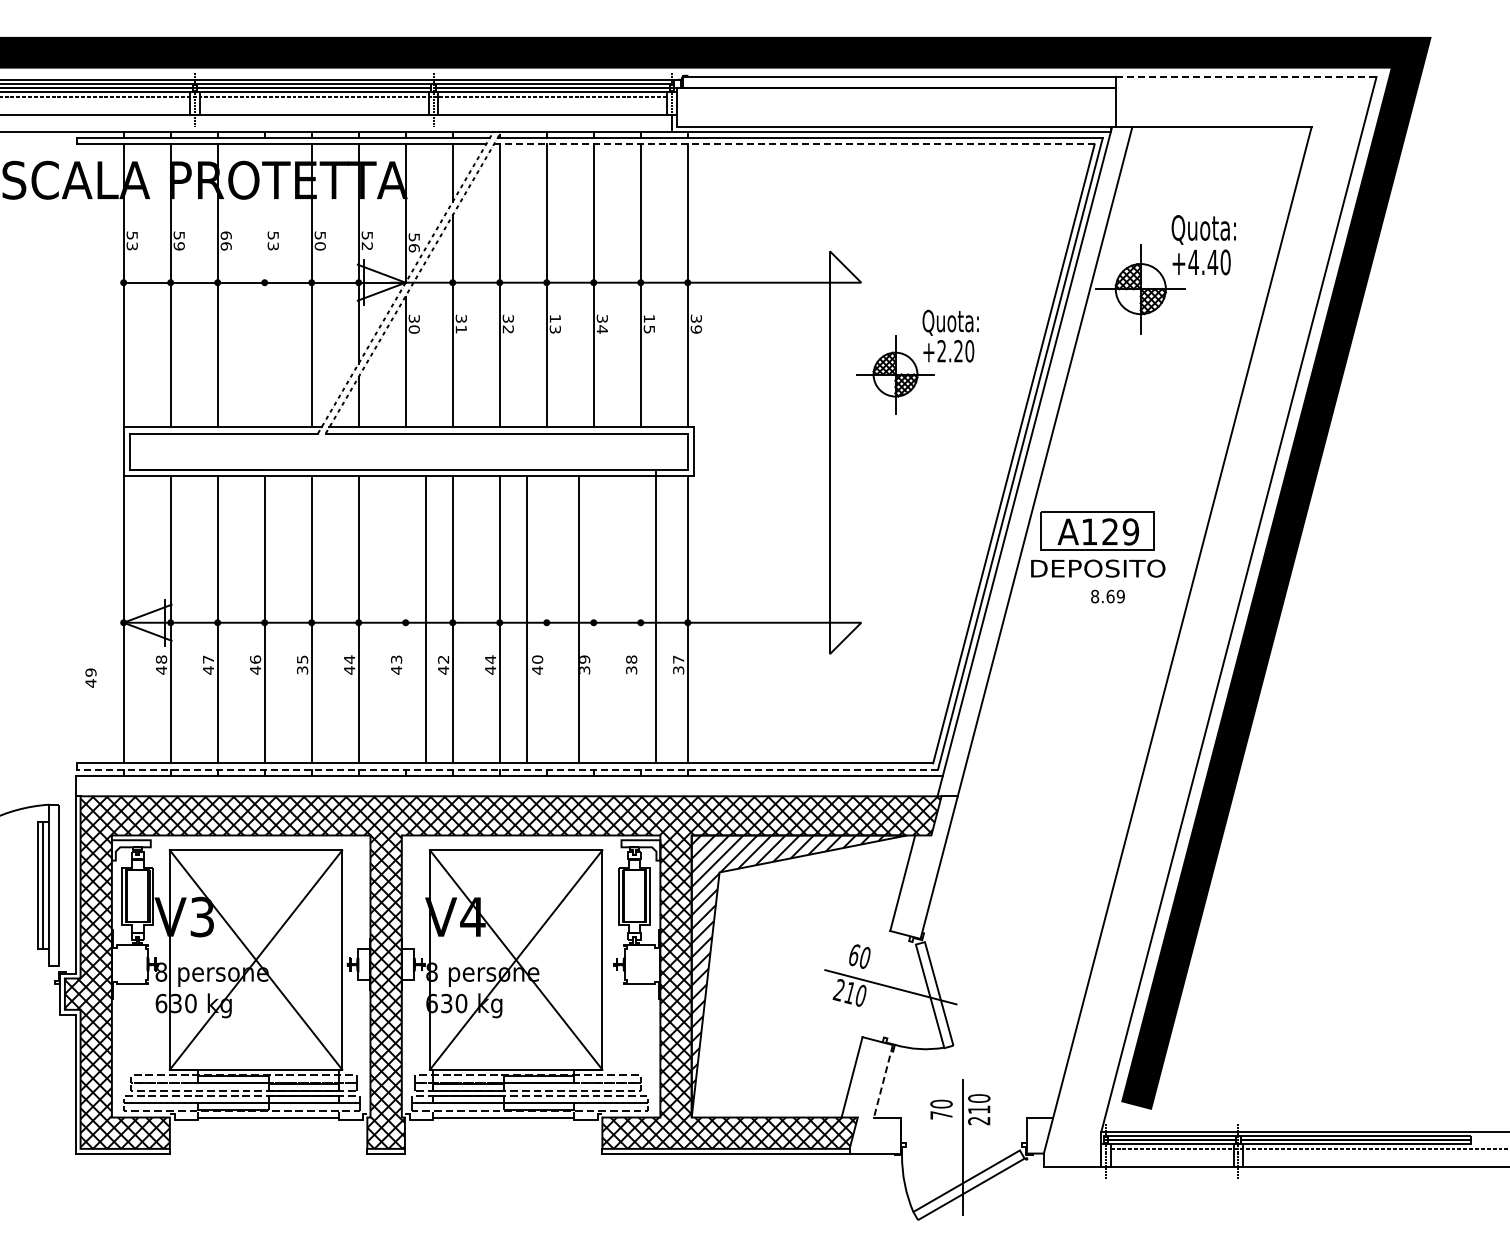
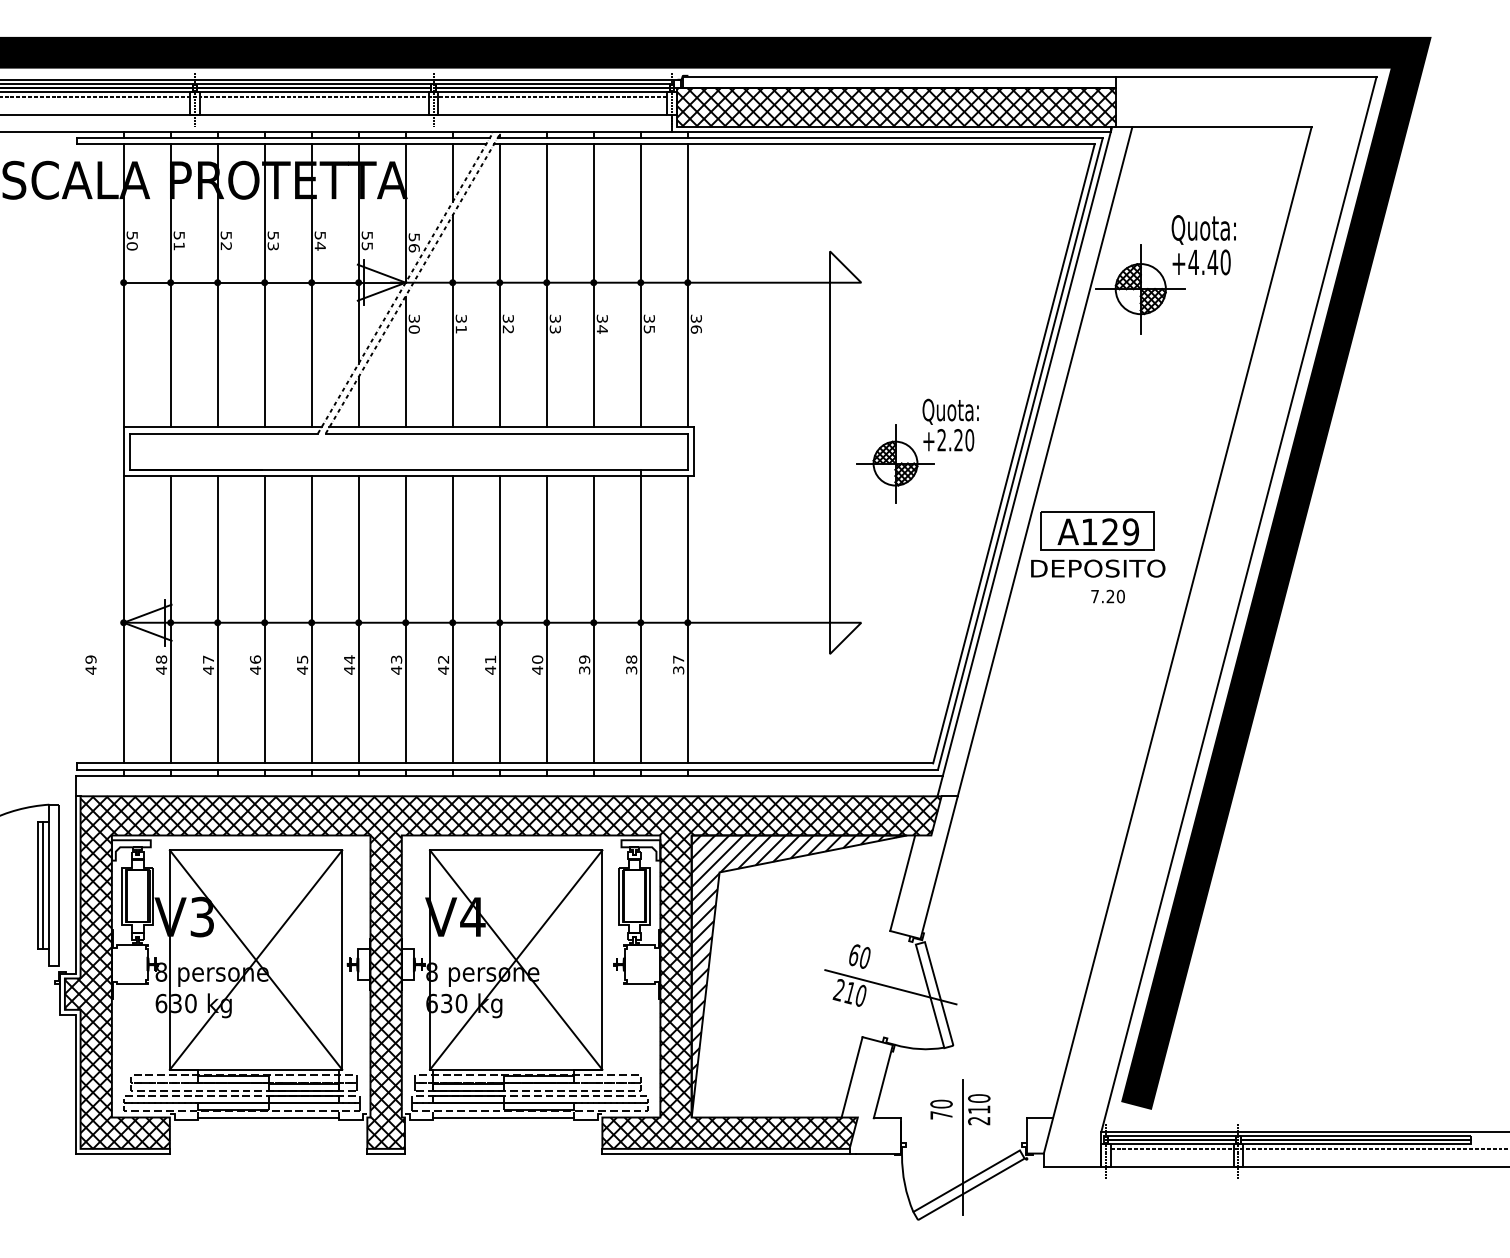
line: dashed -> solid (1246, 77)
hatch: none -> present (896, 107)
line: dashed -> solid (794, 144)
text: 66 -> 52 (225, 240)
text: 50 -> 54 (319, 245)
text: 53 -> 50 (131, 246)
text: 59 -> 51 (178, 246)
text: 52 -> 55 (366, 246)
line: none -> present (264, 285)
text: 13 -> 33 (554, 318)
text: 15 -> 35 (648, 318)
text: 39 -> 36 (695, 329)
part position: (917, 361) -> (917, 450) (917, 450)
text: 8.69 -> 7.20 (1107, 596)
line position: (655, 616) -> (640, 616) (640, 616)
line position: (425, 619) -> (405, 619) (405, 619)
line position: (526, 619) -> (546, 619) (546, 619)
line position: (578, 619) -> (593, 619) (593, 619)
text: 44 -> 41 (490, 659)
text: 35 -> 45 (302, 670)
text position: (90, 677) -> (90, 664) (90, 664)
line: dashed -> solid (507, 769)
line: dashed -> solid (883, 1081)
